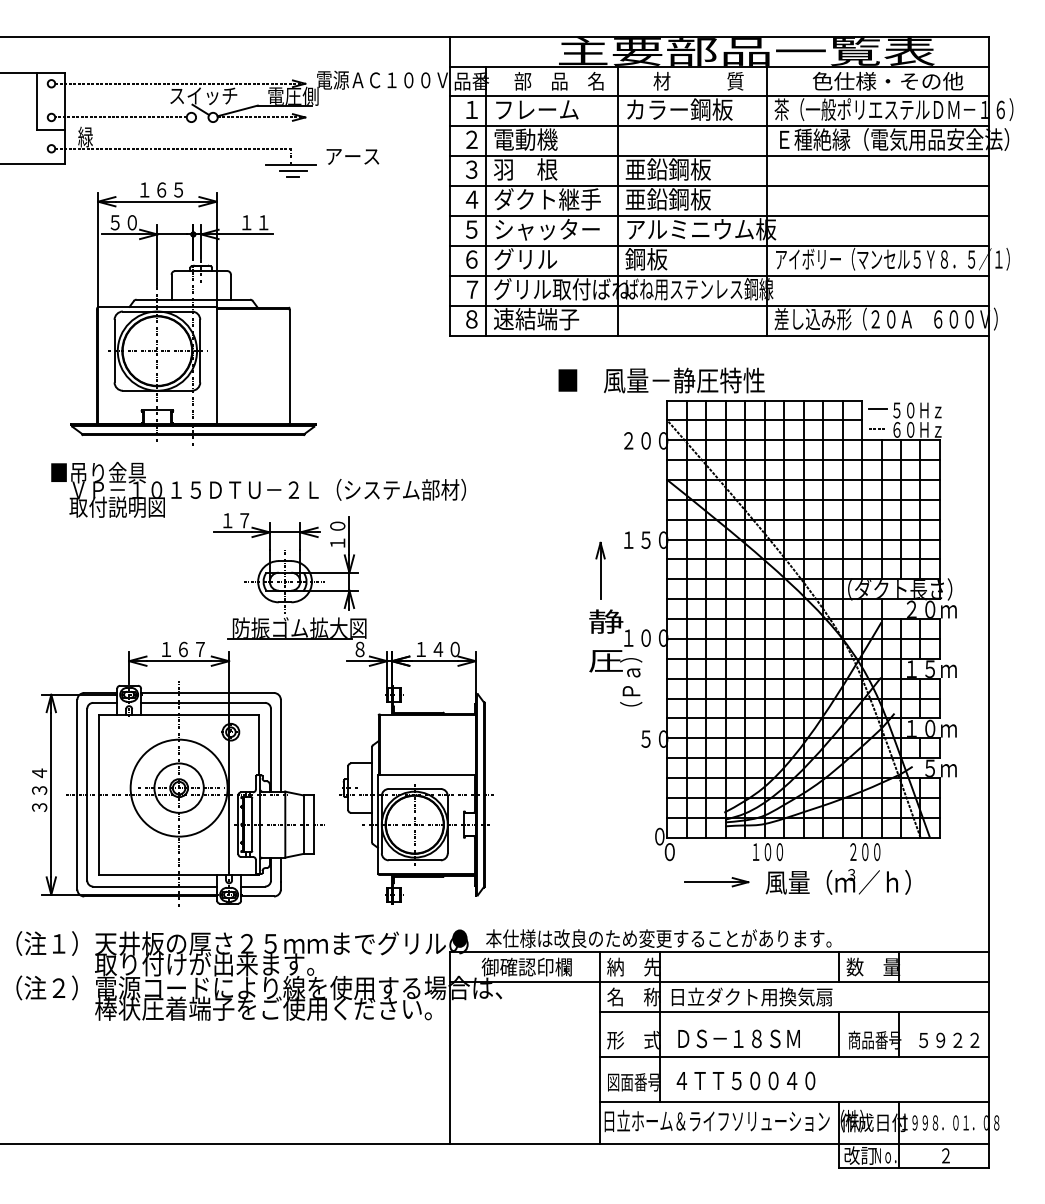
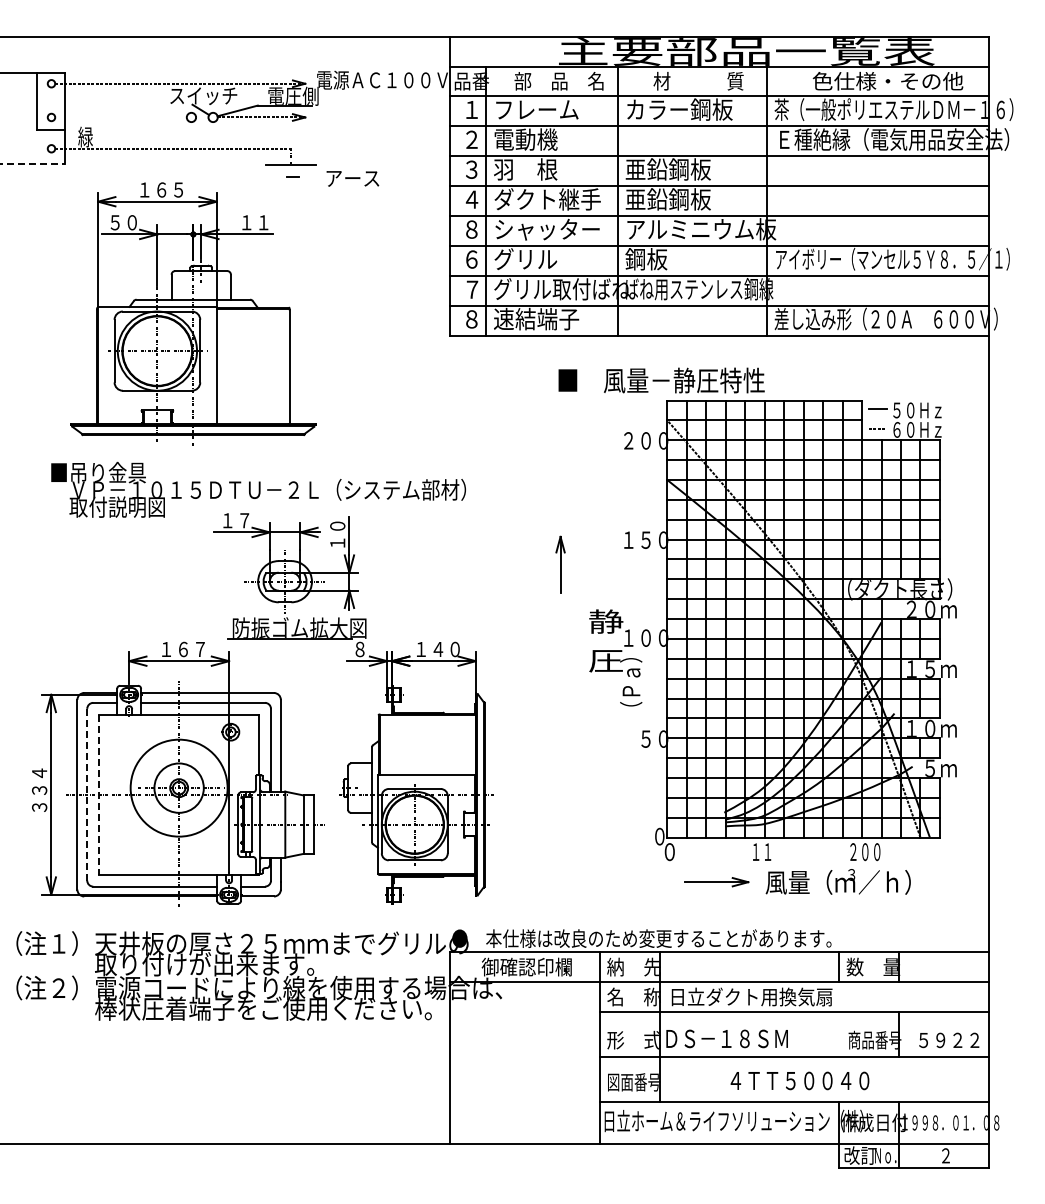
line: present -> none (120, 117)
text position: (352, 156) -> (352, 178) (352, 178)
line: solid -> dashed (32, 164)
line: present -> none (293, 170)
text: ５ -> ８ (471, 229)
part position: (600, 570) -> (560, 564) (560, 564)
line: solid -> dashed (87, 794)
line: solid -> dashed (98, 795)
text: １００ -> １１ (773, 852)
line: present -> none (839, 1034)
text position: (738, 1038) -> (726, 1038) (726, 1038)
text position: (745, 1080) -> (799, 1080) (799, 1080)
